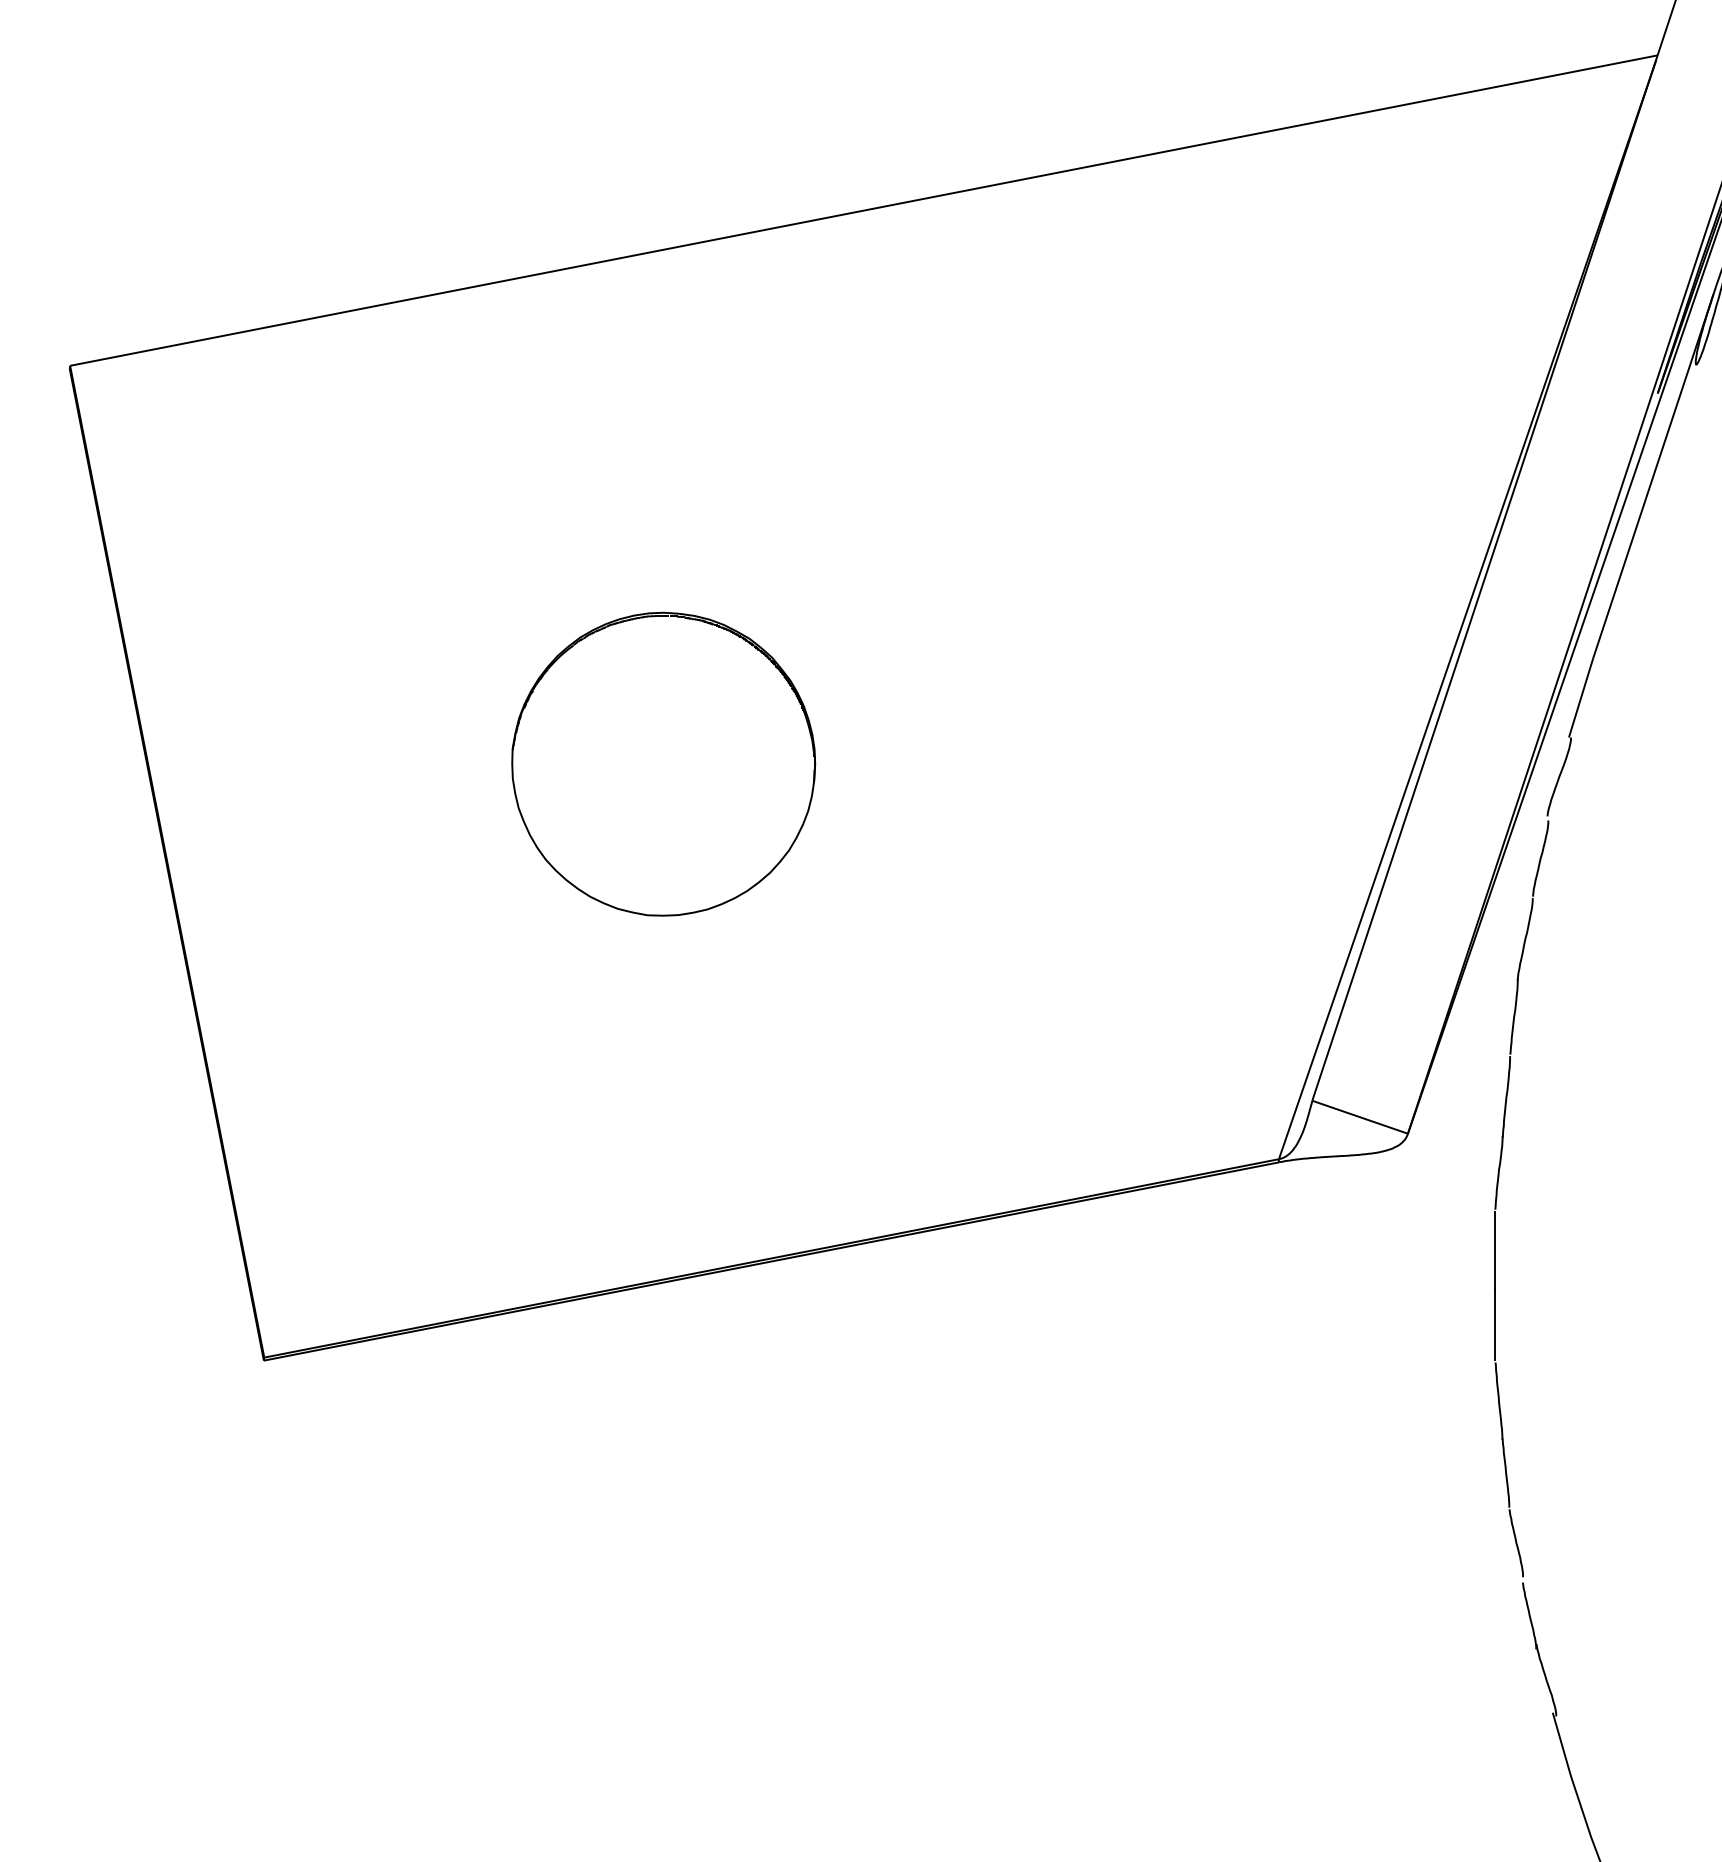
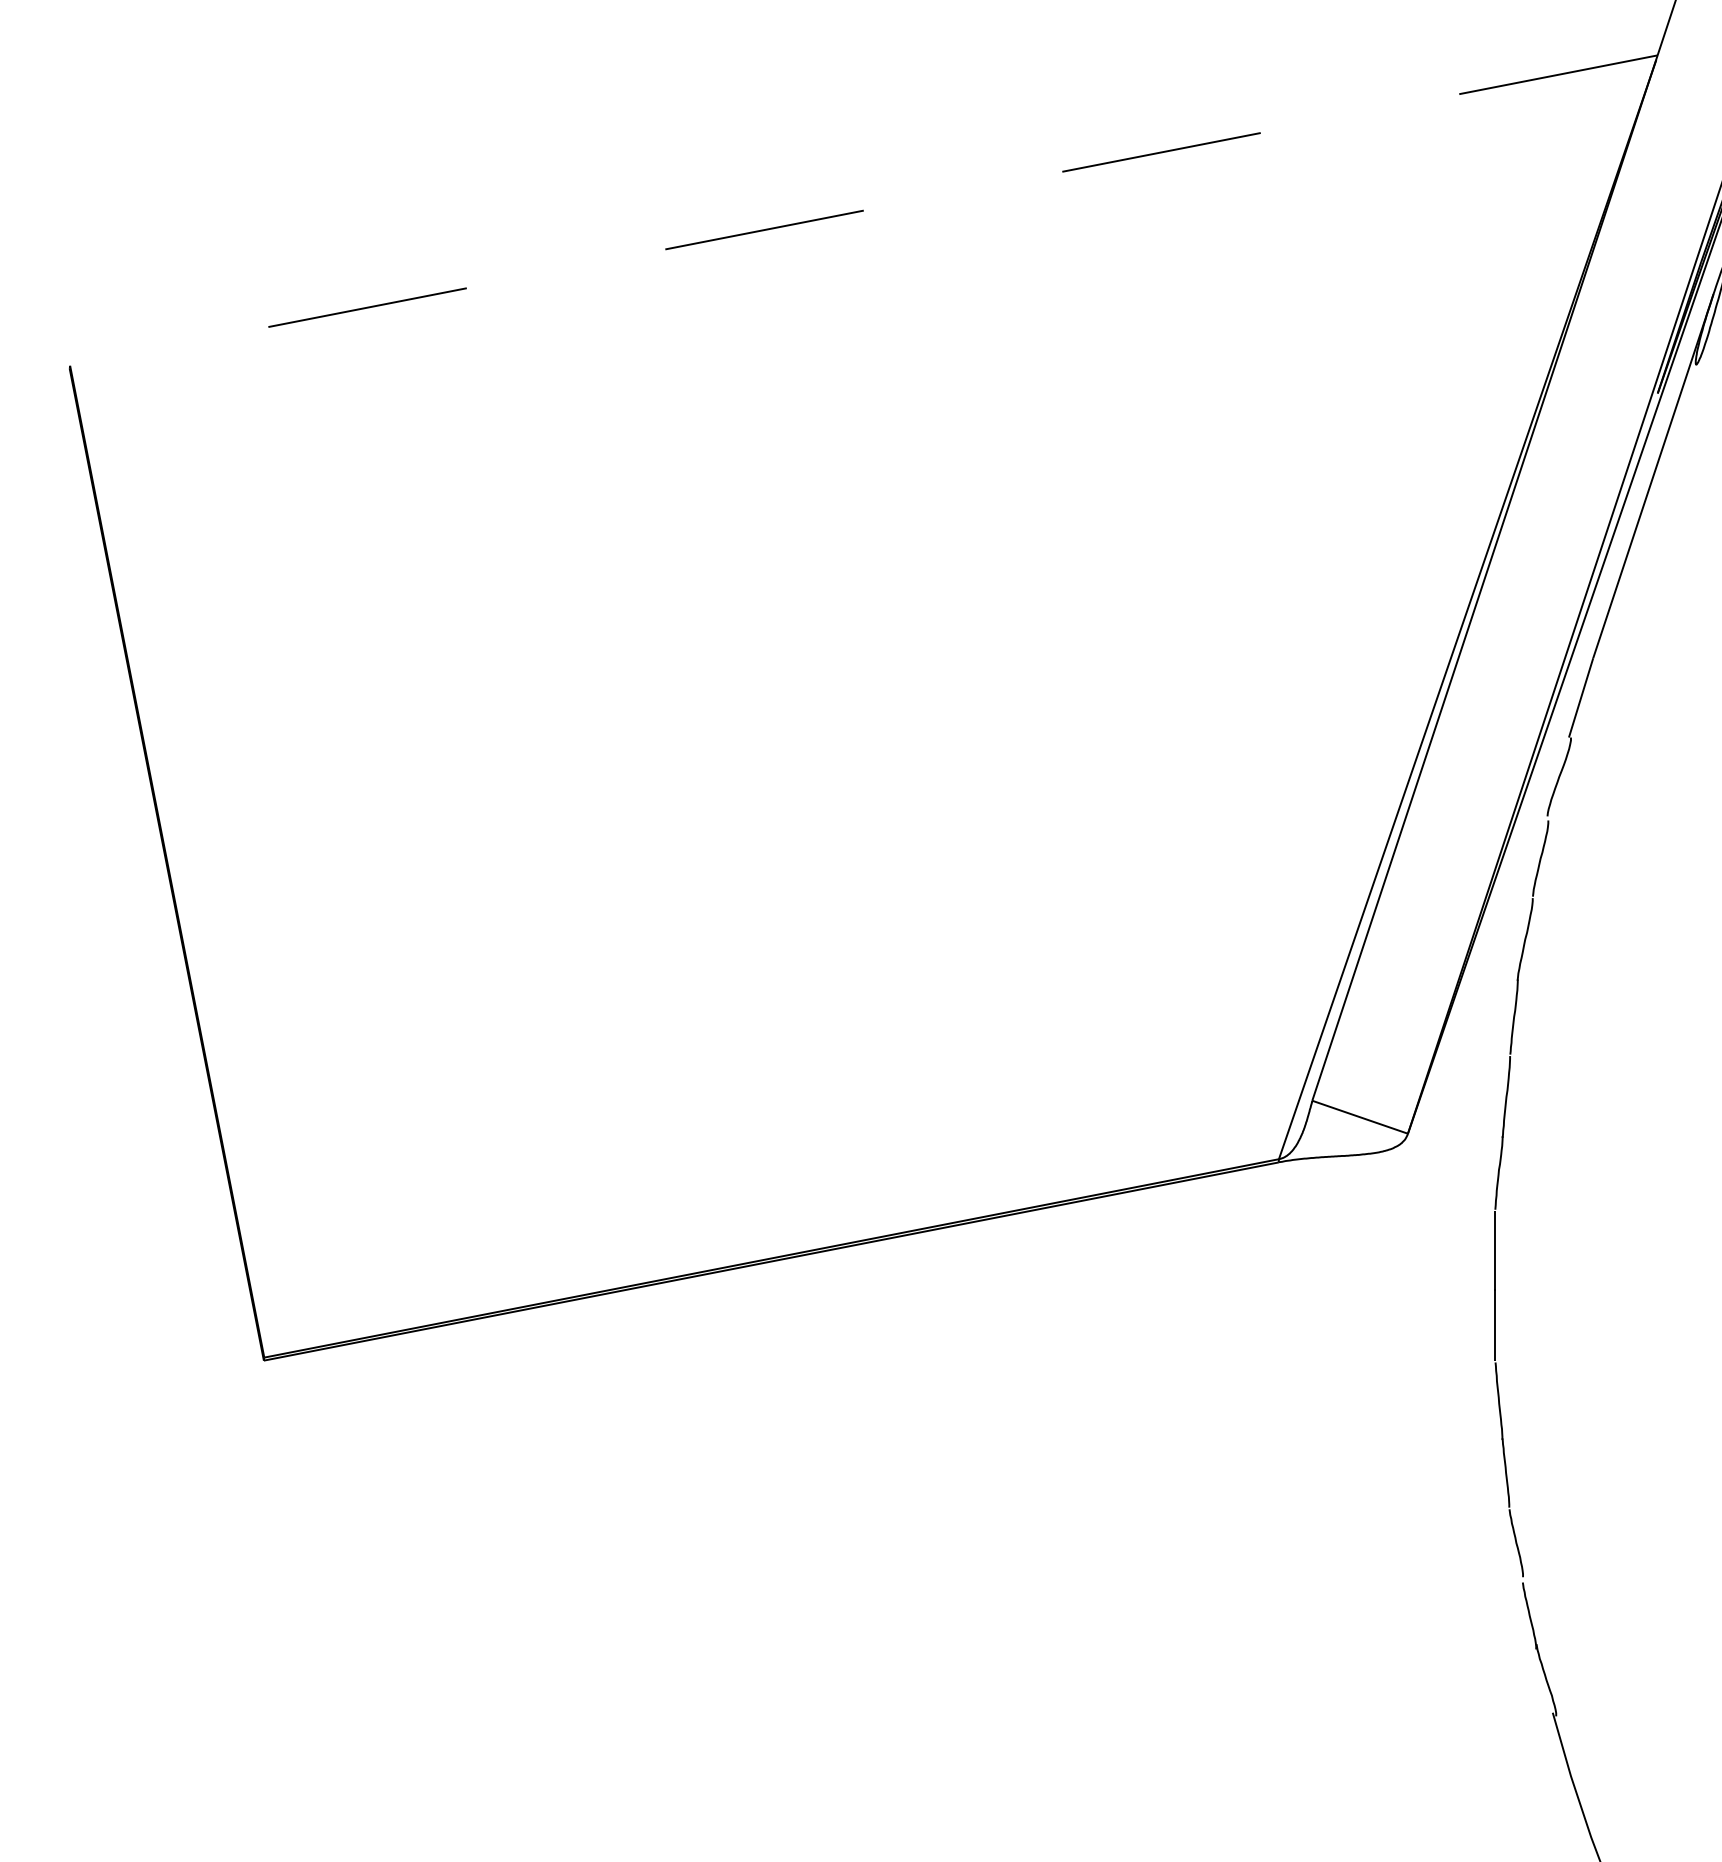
line: solid -> dashed (863, 210)
part: present -> none (663, 763)
